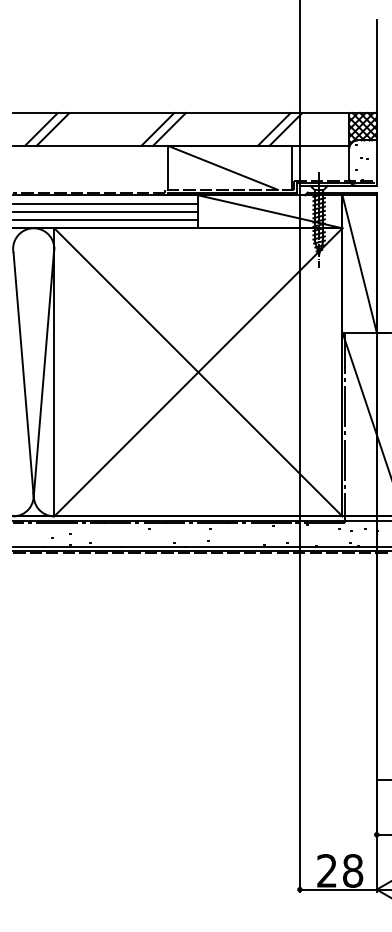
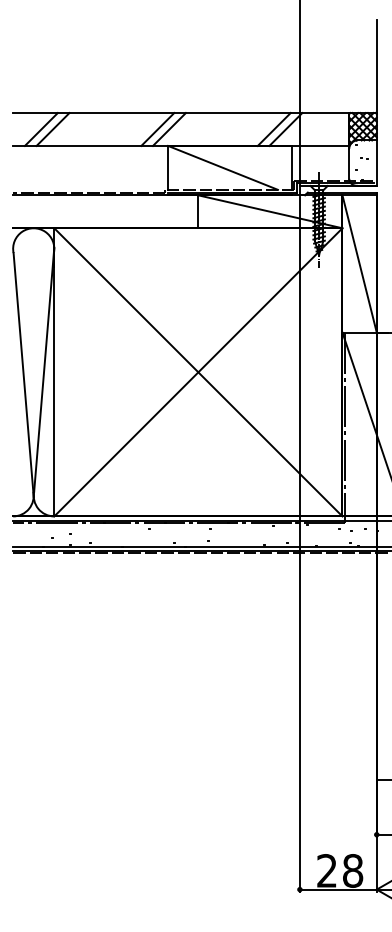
line: present -> none (105, 203)
line: present -> none (105, 211)
line: present -> none (105, 220)
